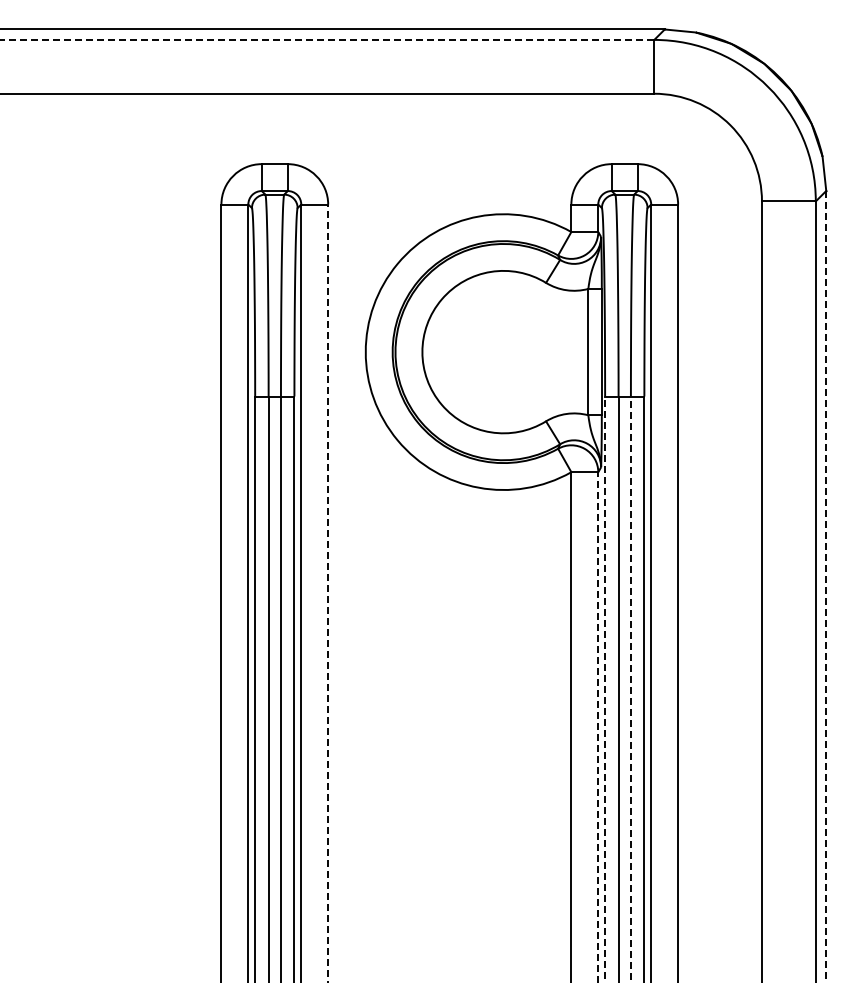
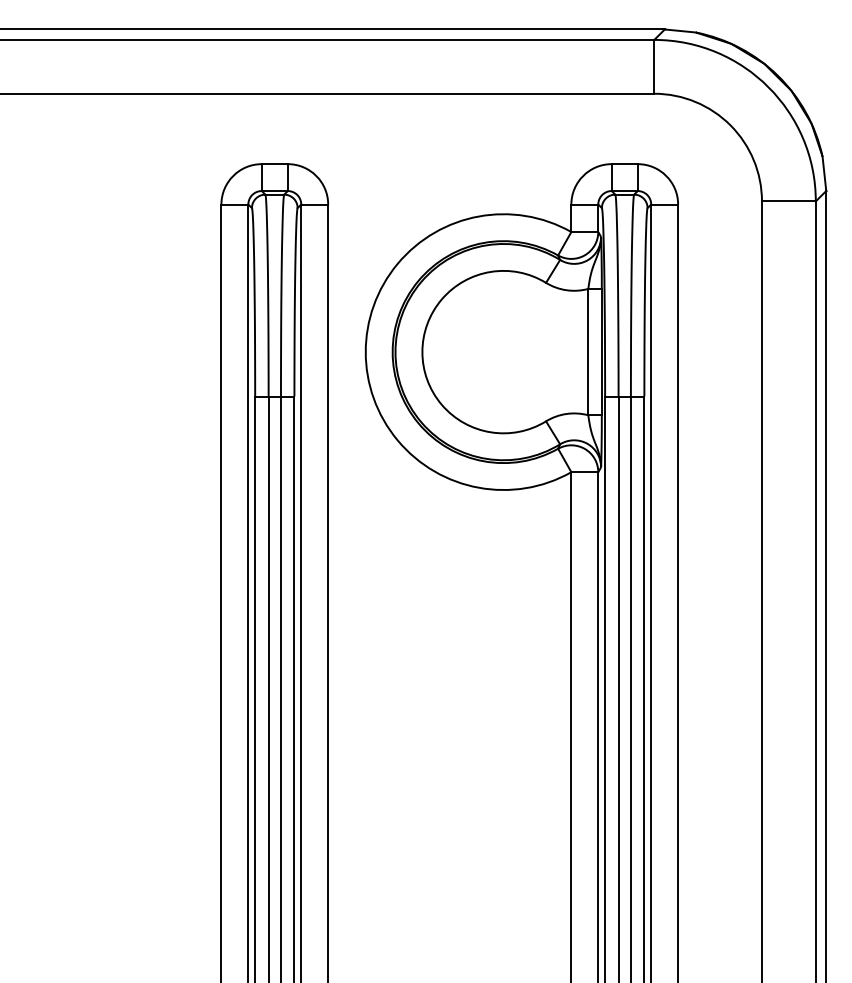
line: dashed -> solid (327, 39)
line: dashed -> solid (826, 586)
line: dashed -> solid (328, 593)
line: dashed -> solid (605, 689)
line: dashed -> solid (630, 689)
line: dashed -> solid (598, 727)
